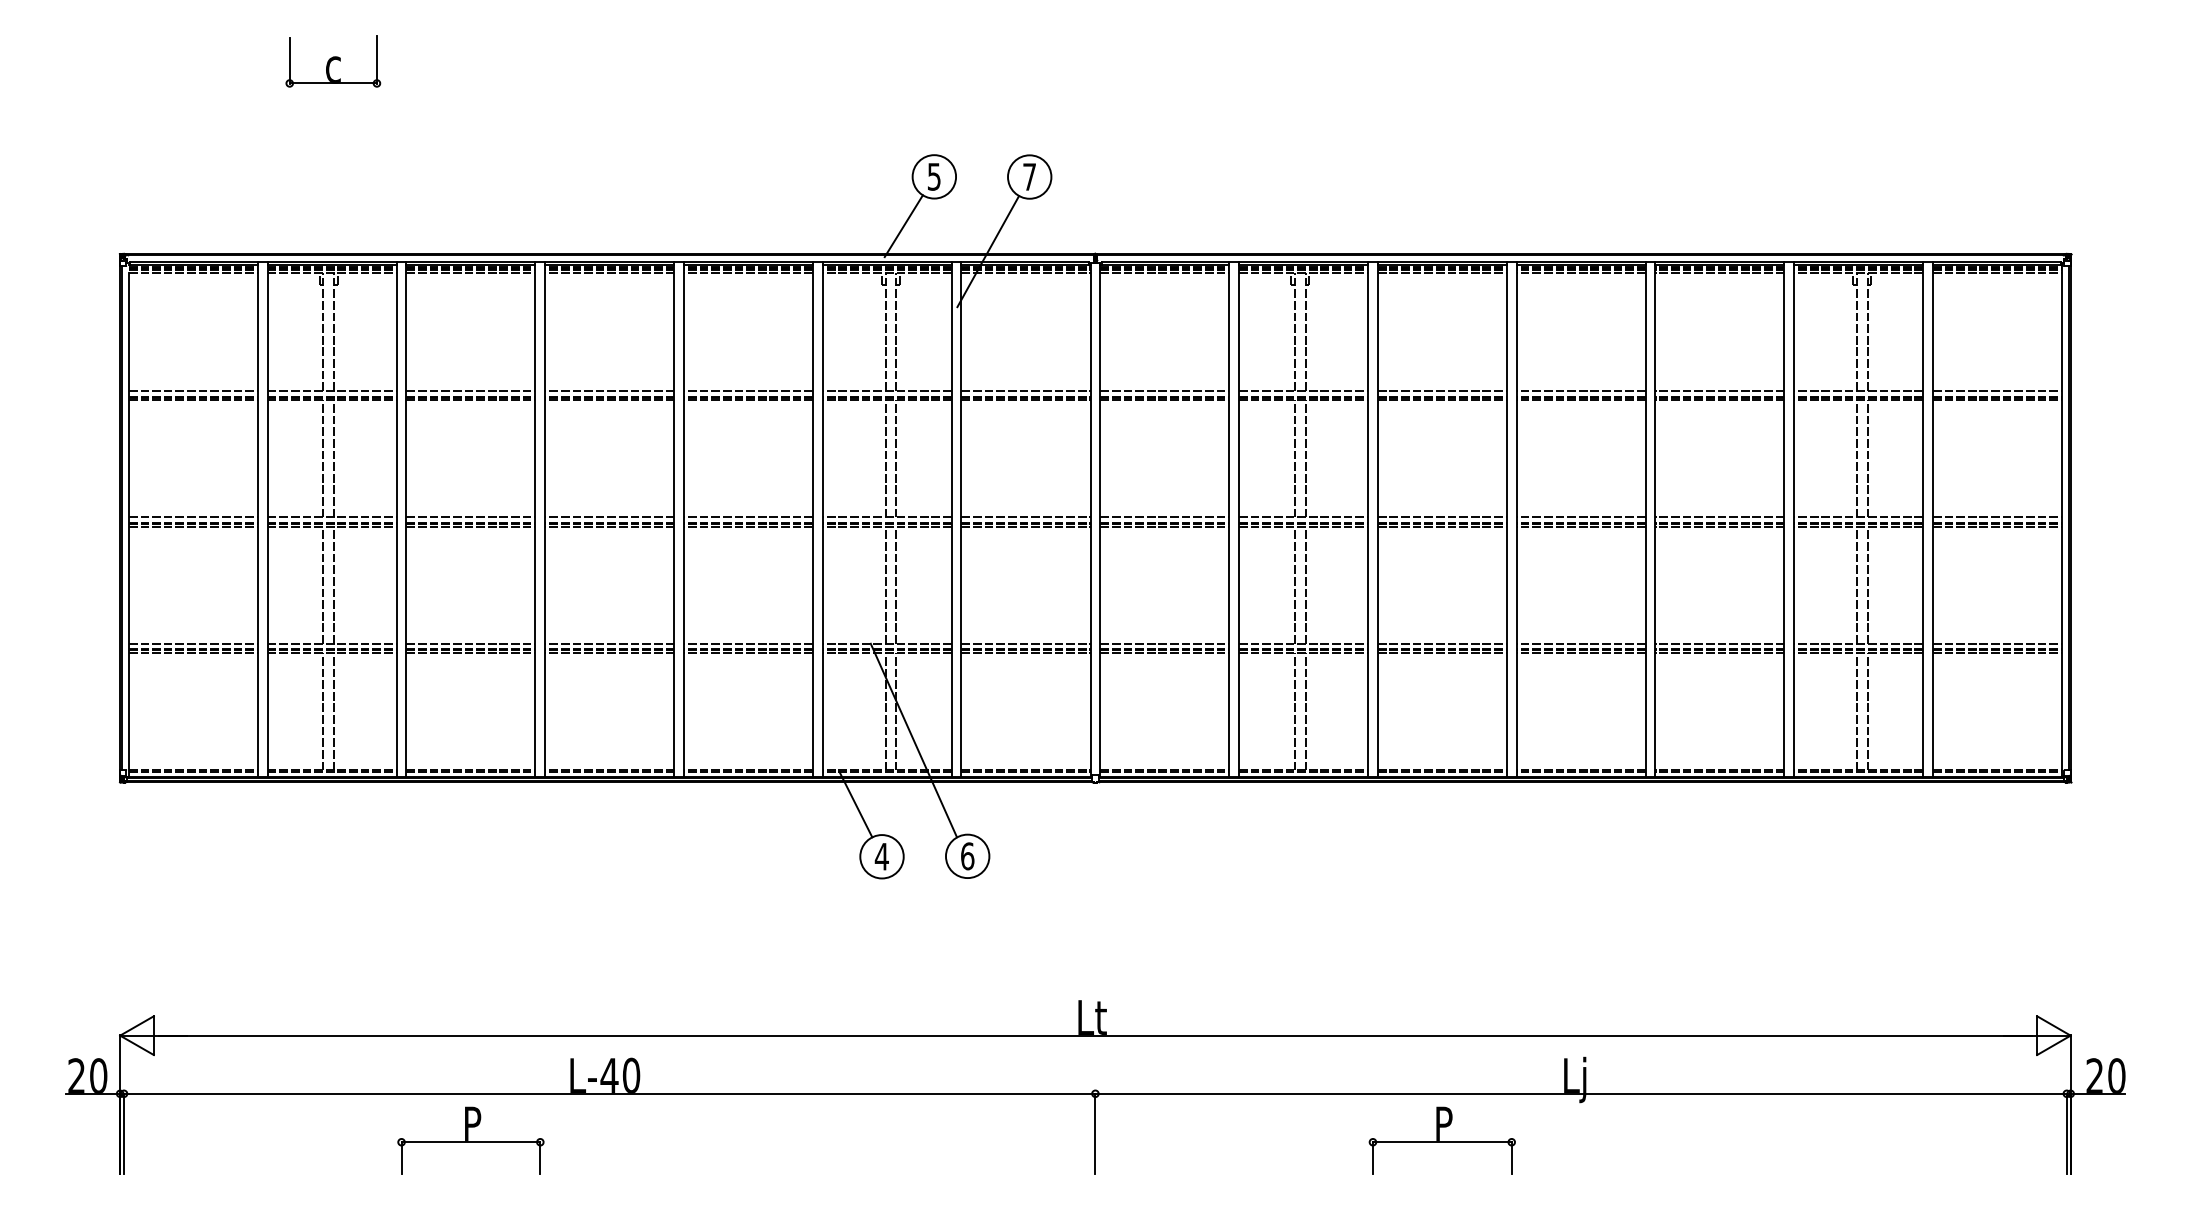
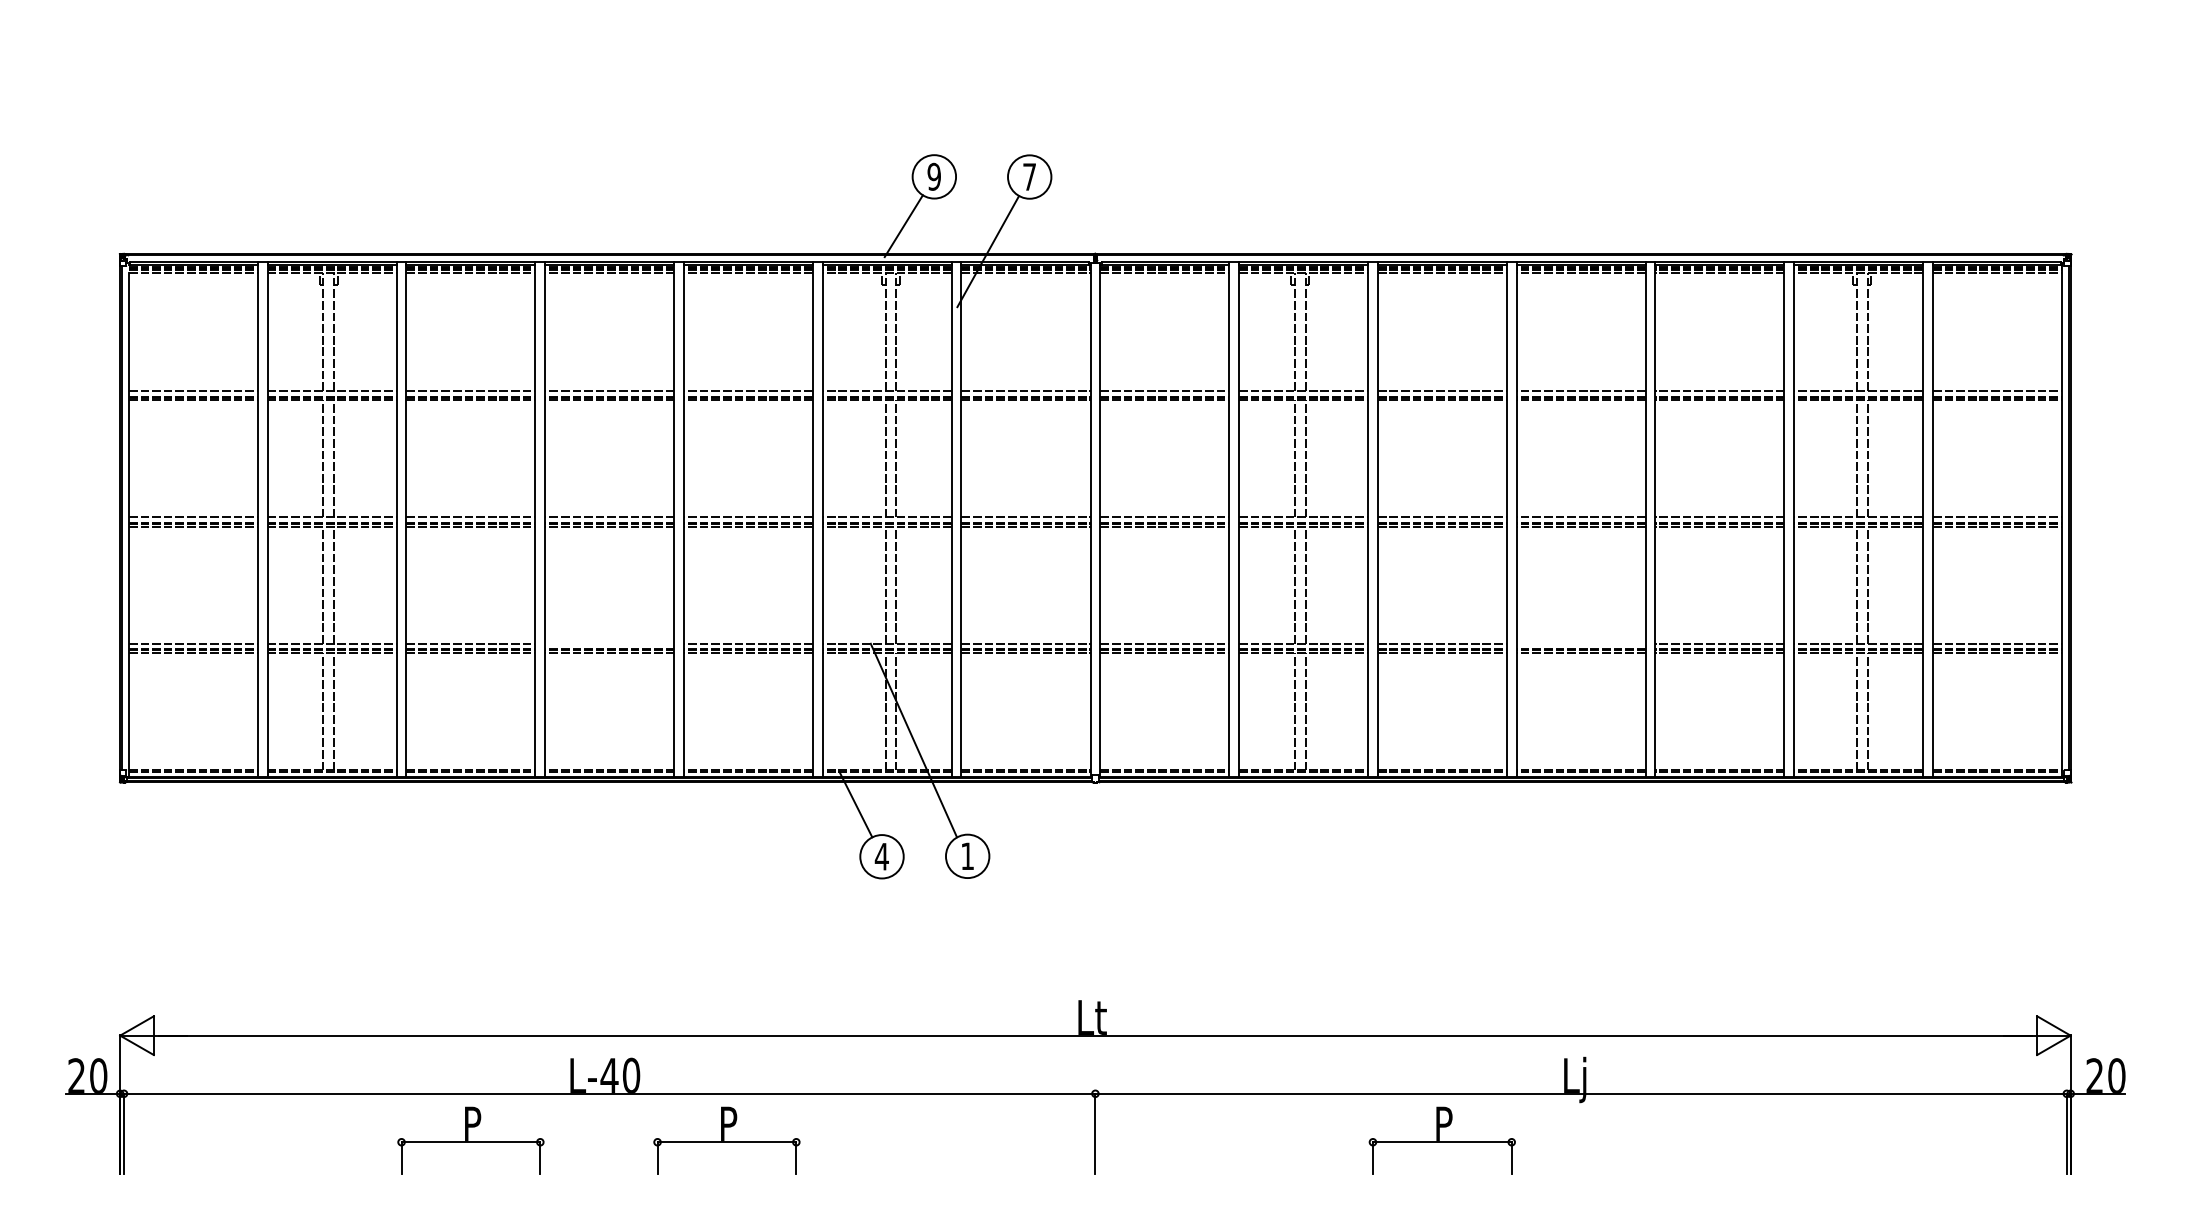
part: present -> none (333, 61)
text: 5 -> 9 (933, 176)
line: present -> none (609, 643)
line: present -> none (1580, 643)
text: 6 -> 1 (967, 856)
part: none -> present (726, 1140)
